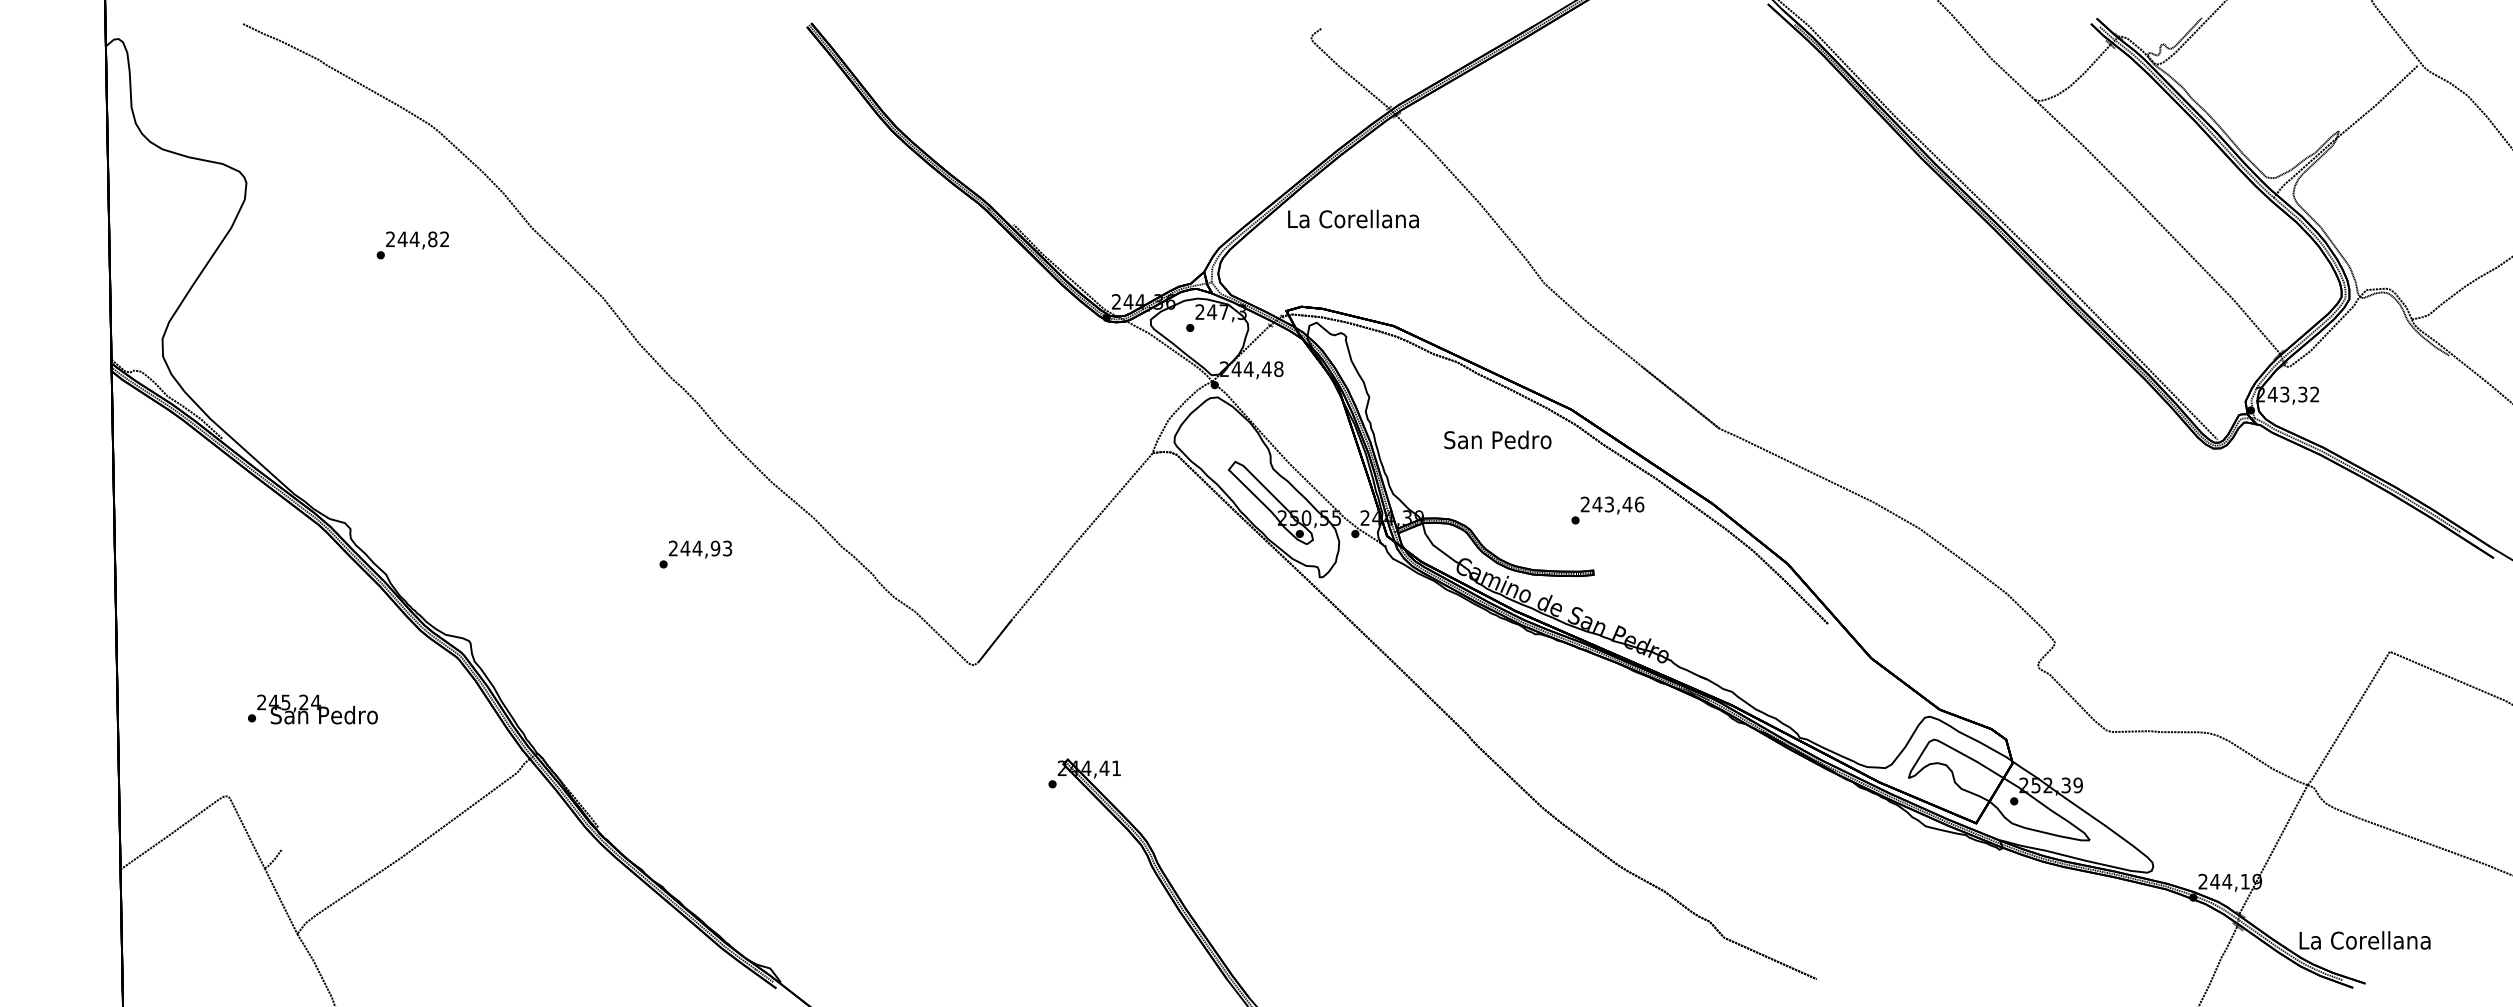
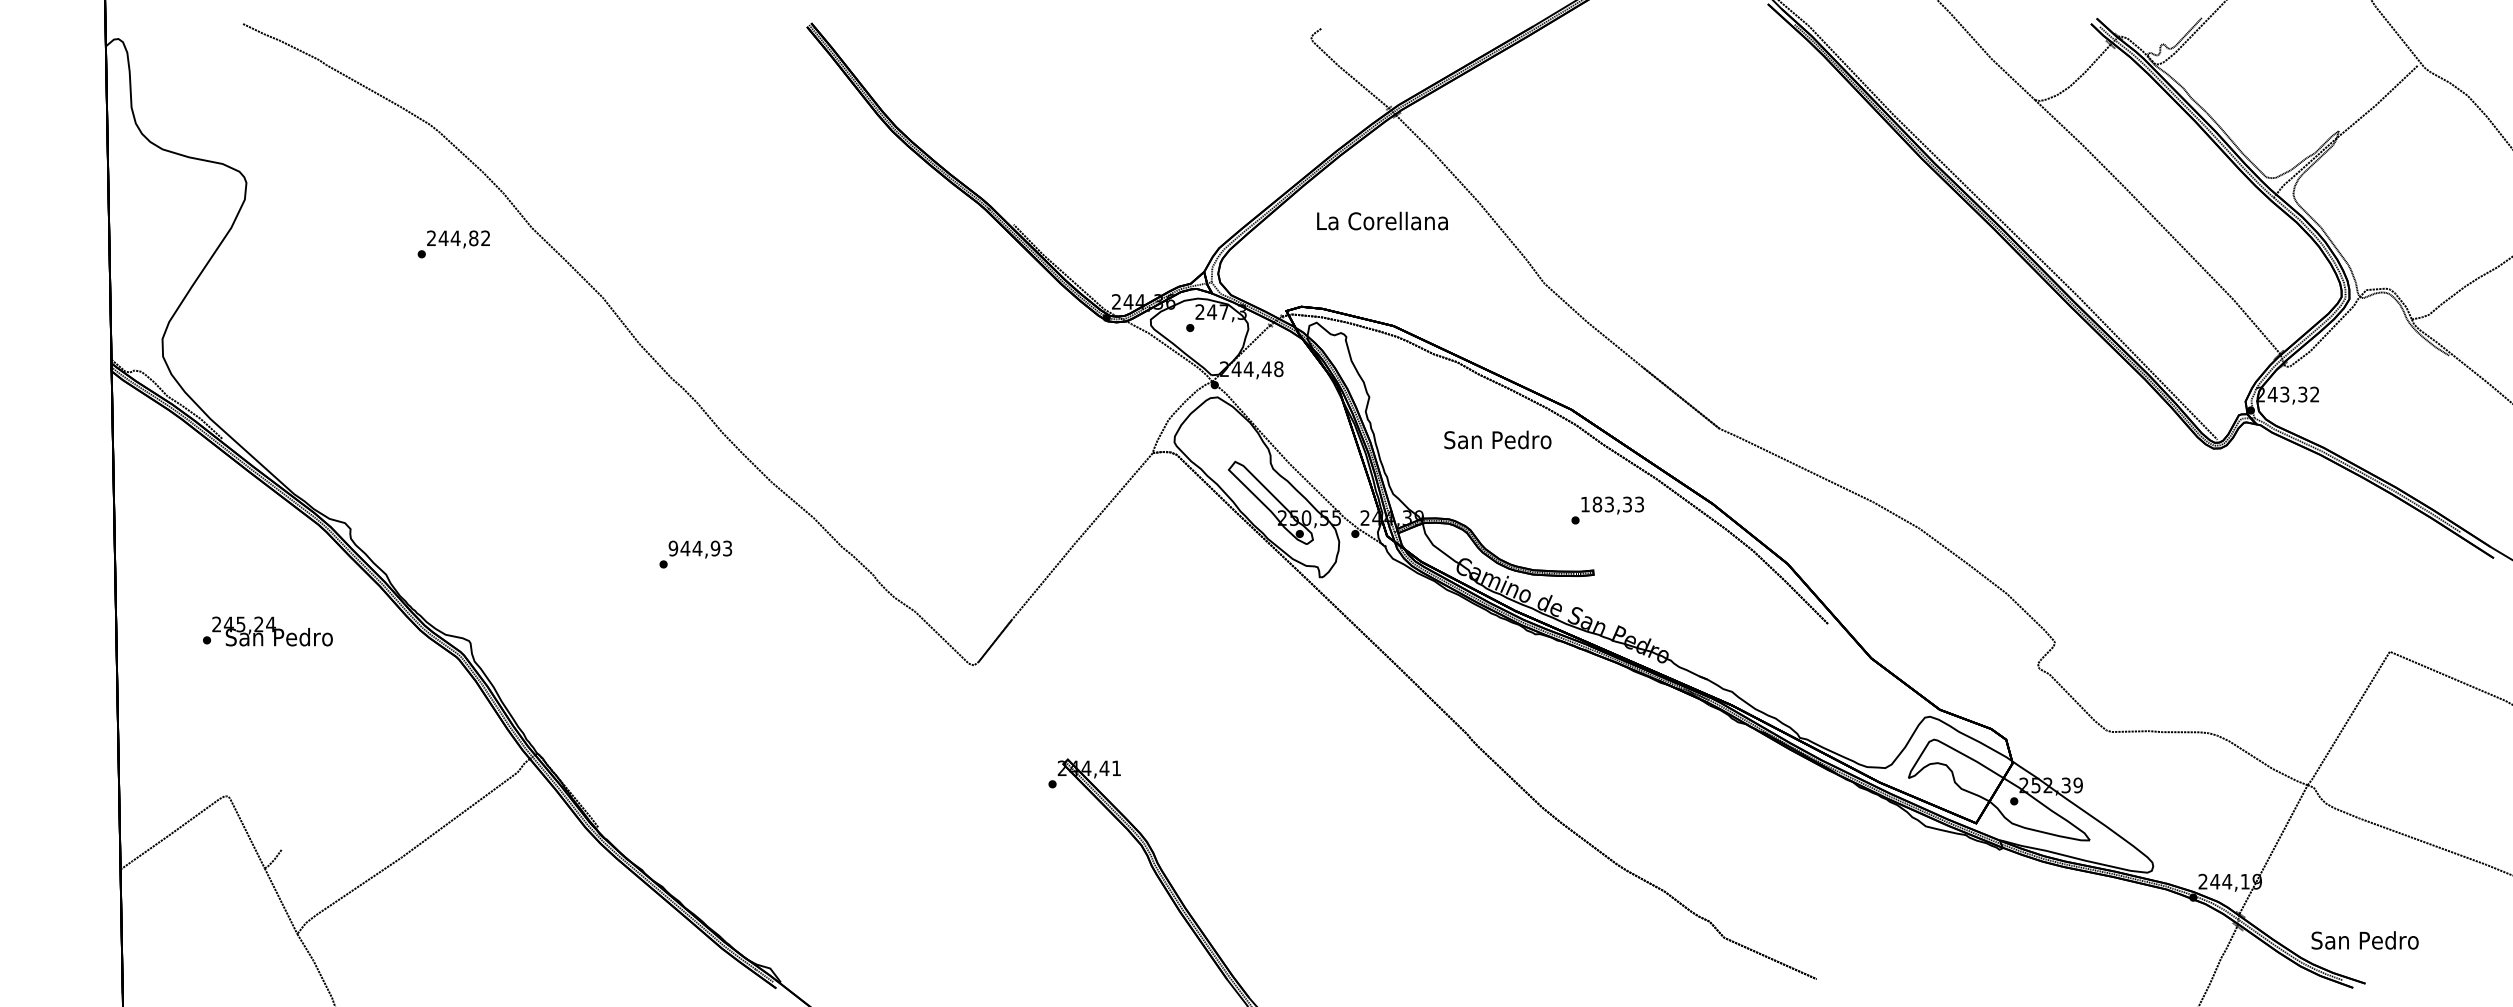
text position: (1353, 218) -> (1382, 220) (1382, 220)
text position: (412, 245) -> (453, 244) (453, 244)
text: 243,46 -> 183,33 (1612, 504)
text: 244,93 -> 944,93 (673, 548)
text position: (312, 709) -> (267, 631) (267, 631)
text: La Corellana -> San Pedro (2364, 940)
